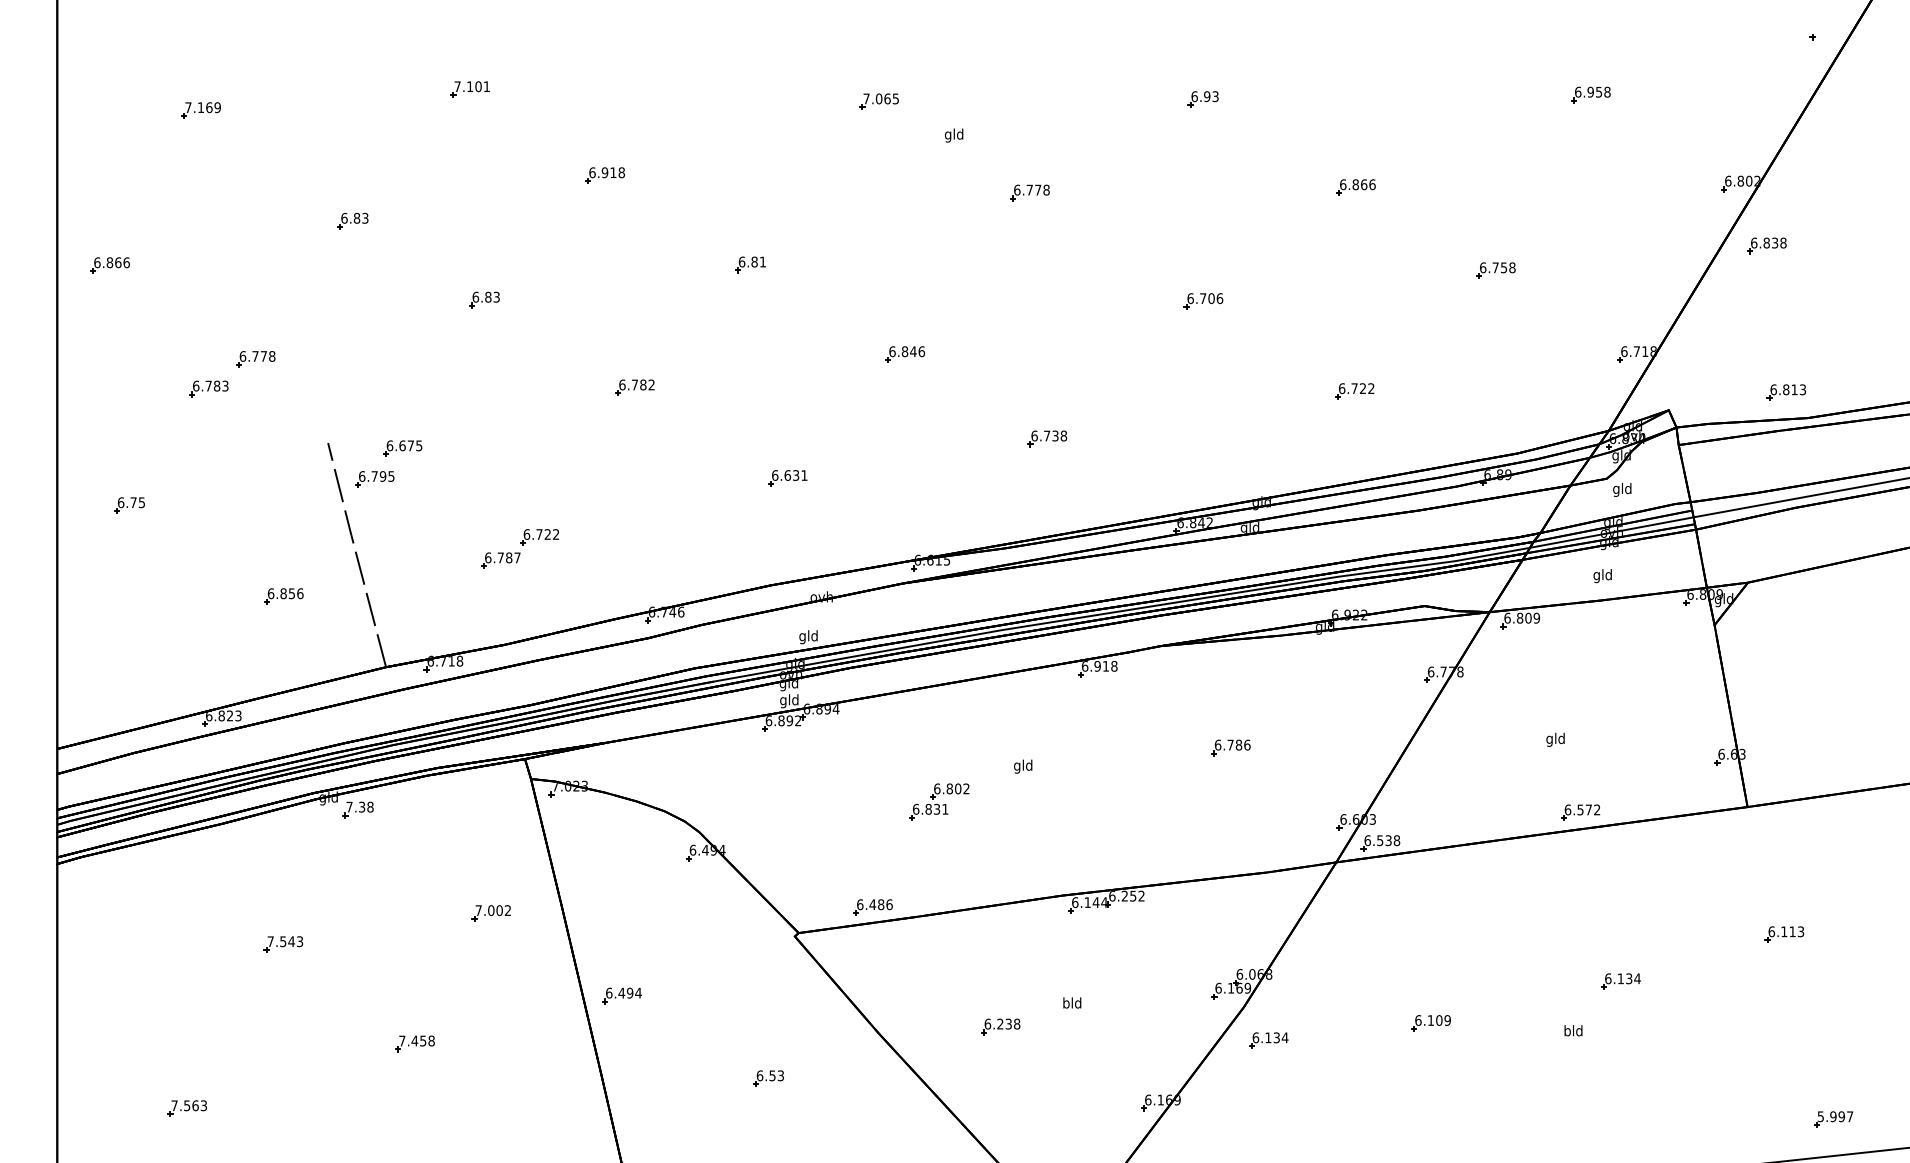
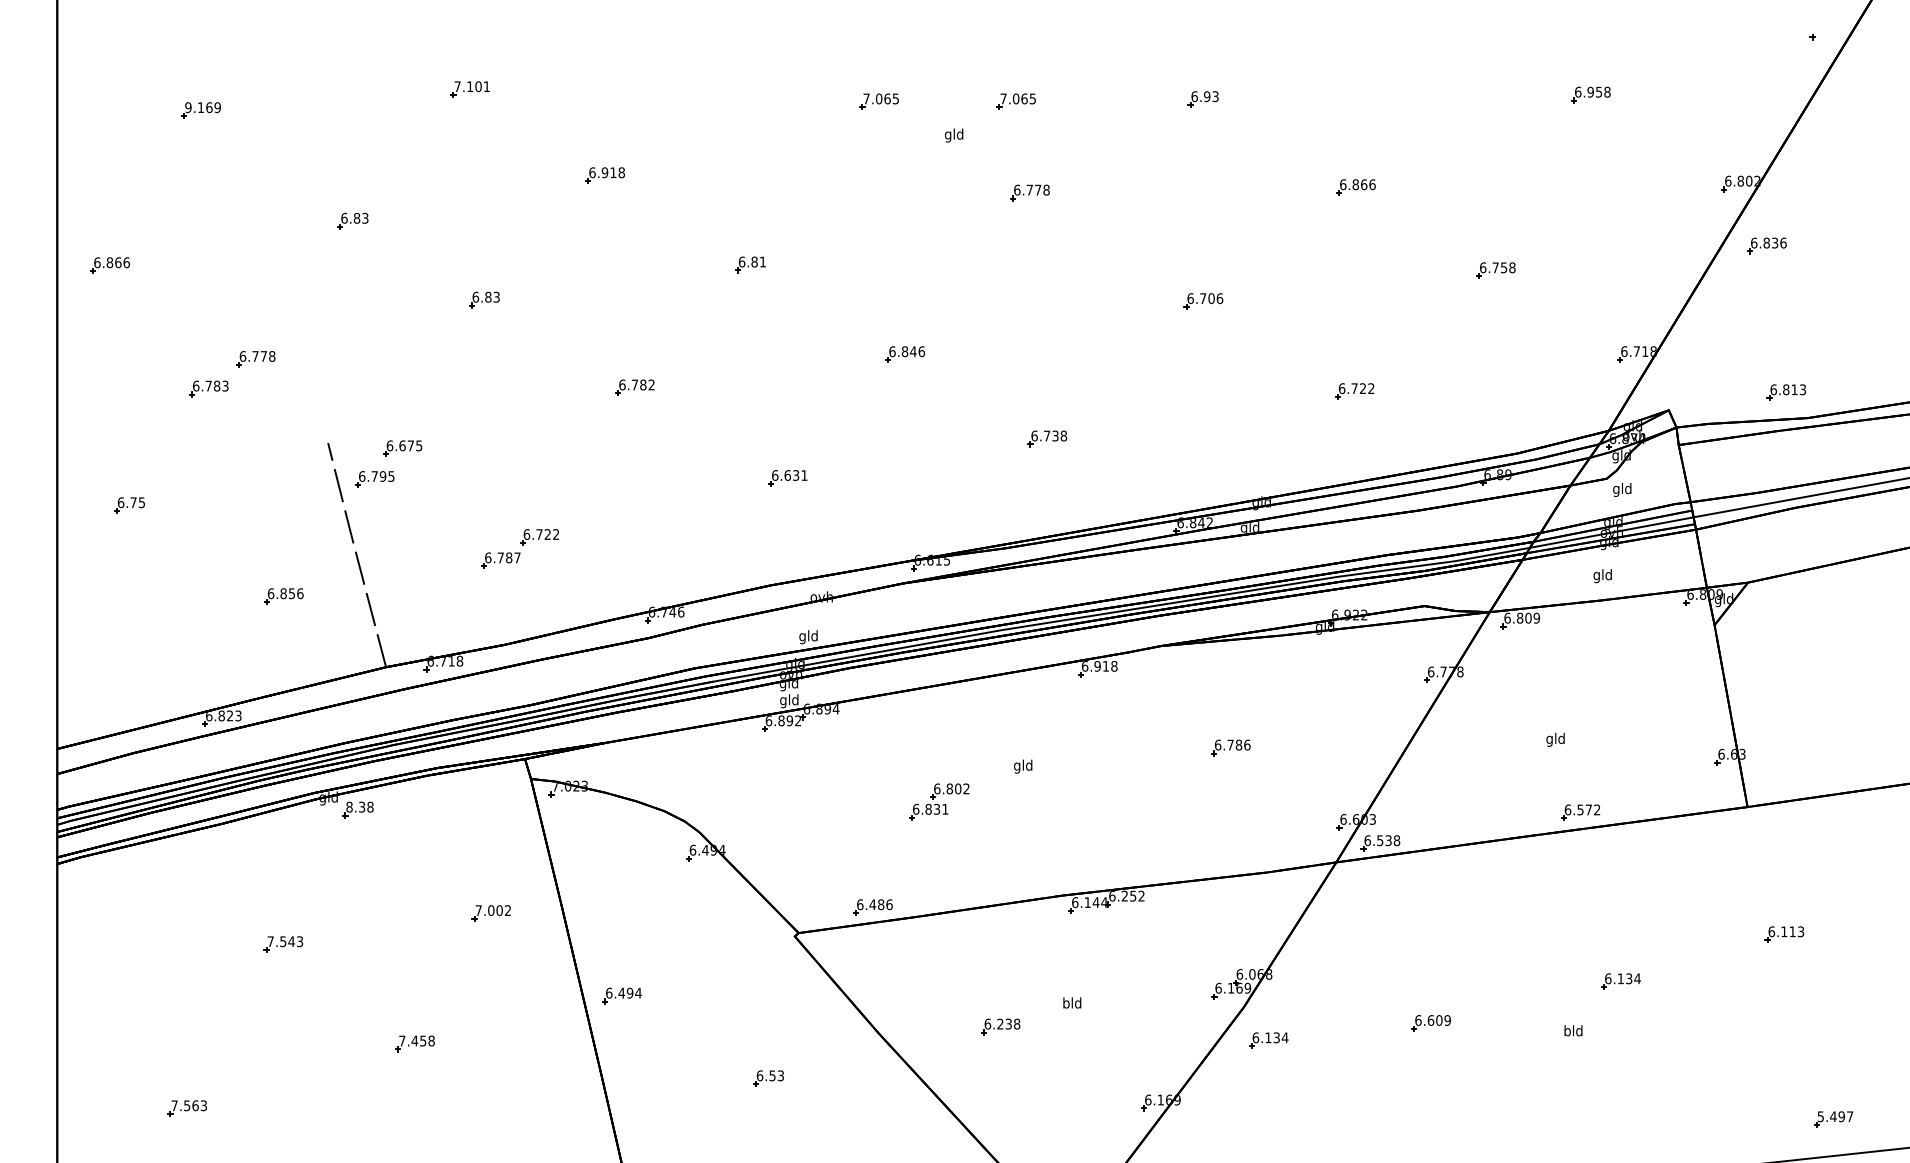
part: none -> present (1015, 101)
text: 7.169 -> 9.169 (188, 107)
text: 6.838 -> 6.836 (1783, 242)
text: 7.38 -> 8.38 (349, 806)
text: 6.109 -> 6.609 (1430, 1020)
text: 5.997 -> 5.497 (1833, 1116)
